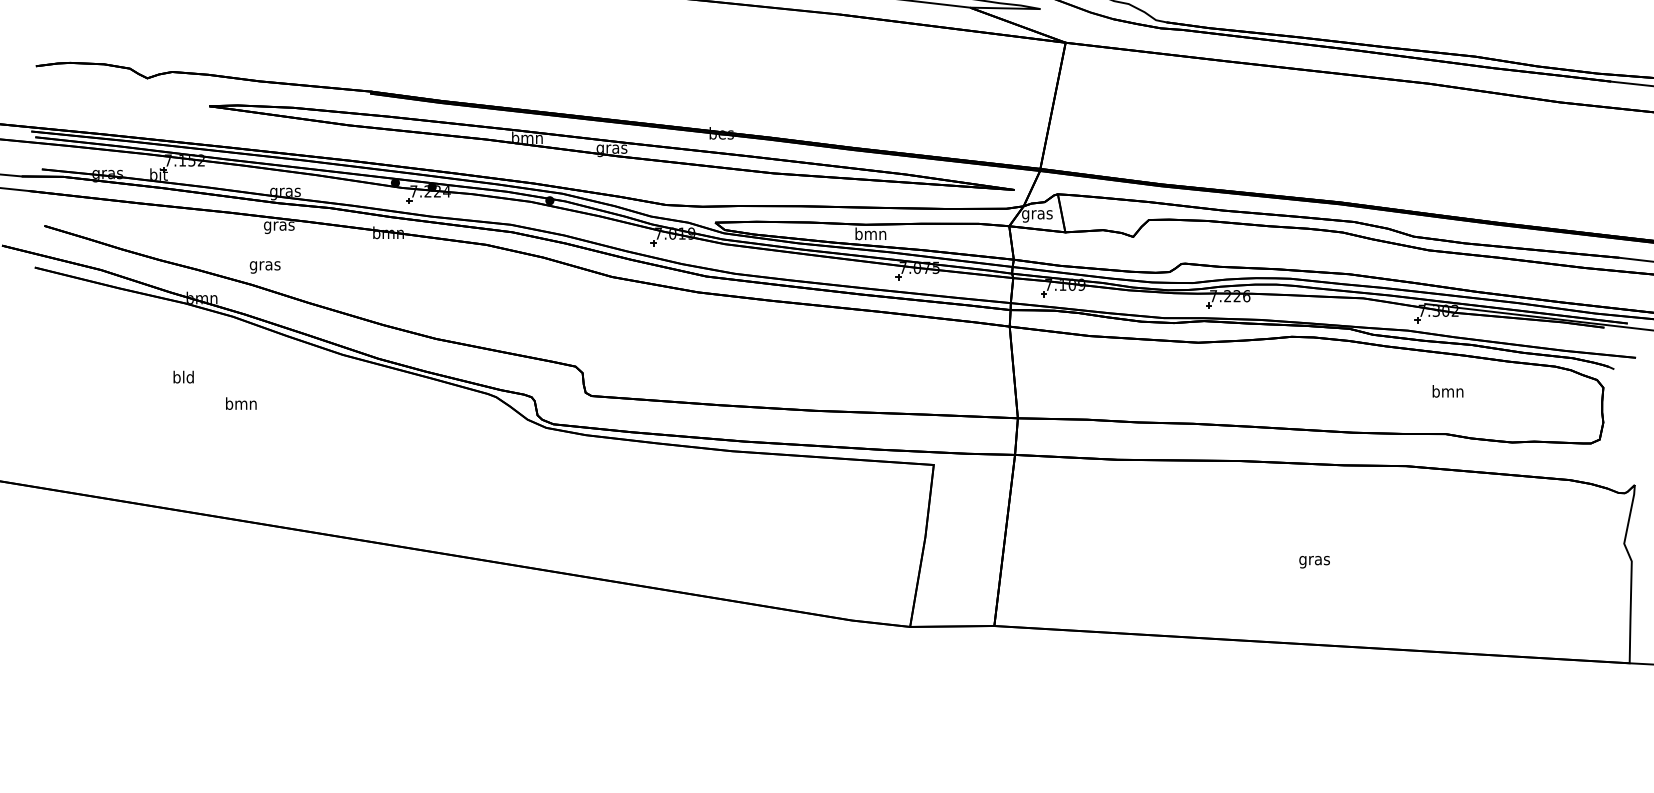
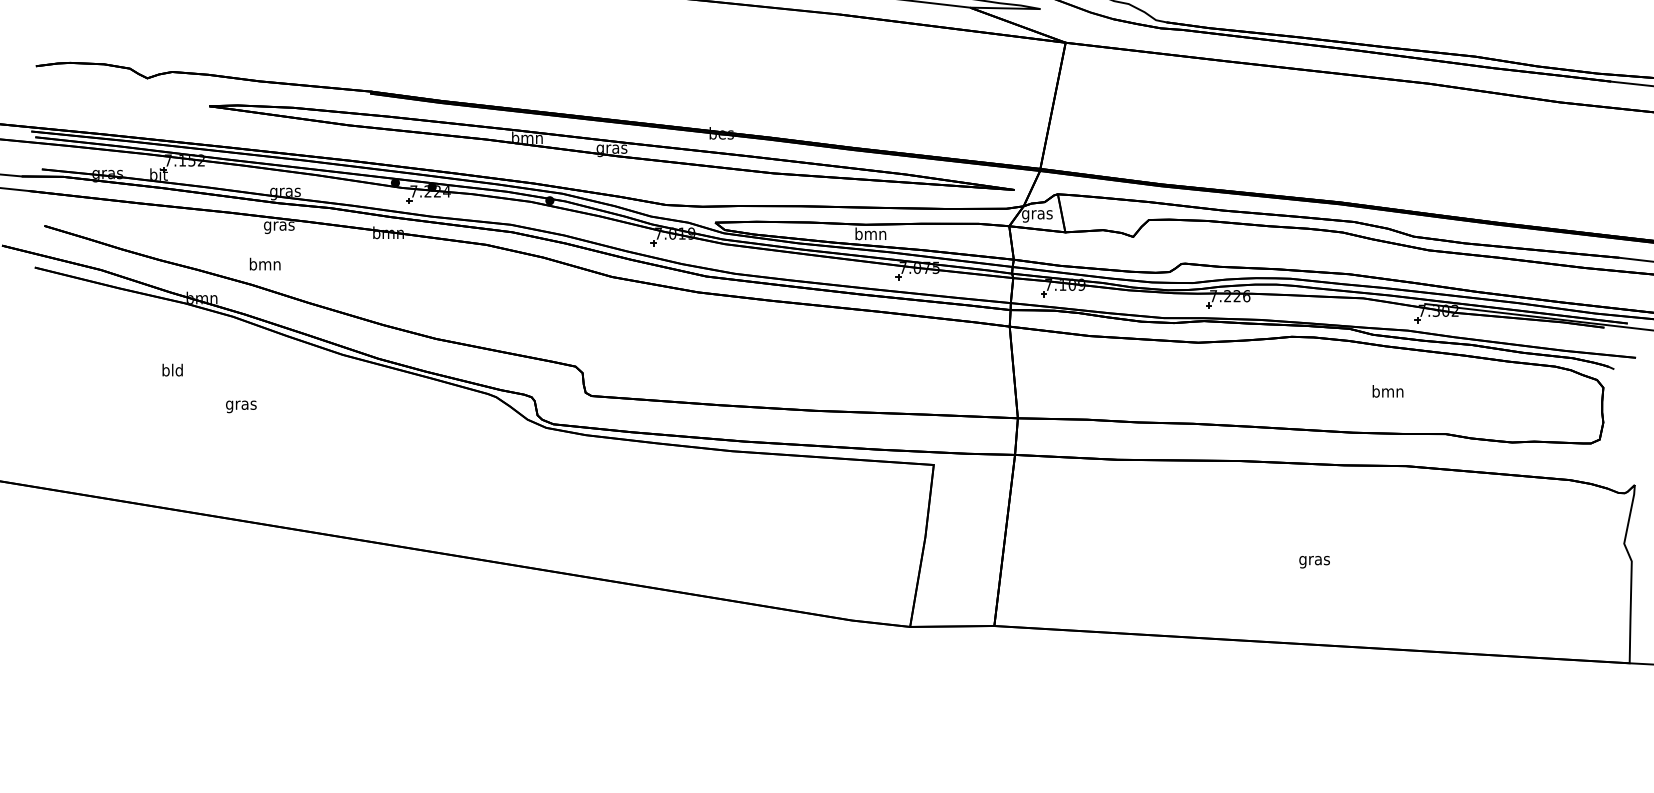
text: gras -> bmn (264, 265)
text position: (183, 376) -> (172, 369) (172, 369)
text position: (1447, 391) -> (1387, 391) (1387, 391)
text: bmn -> gras (241, 405)
